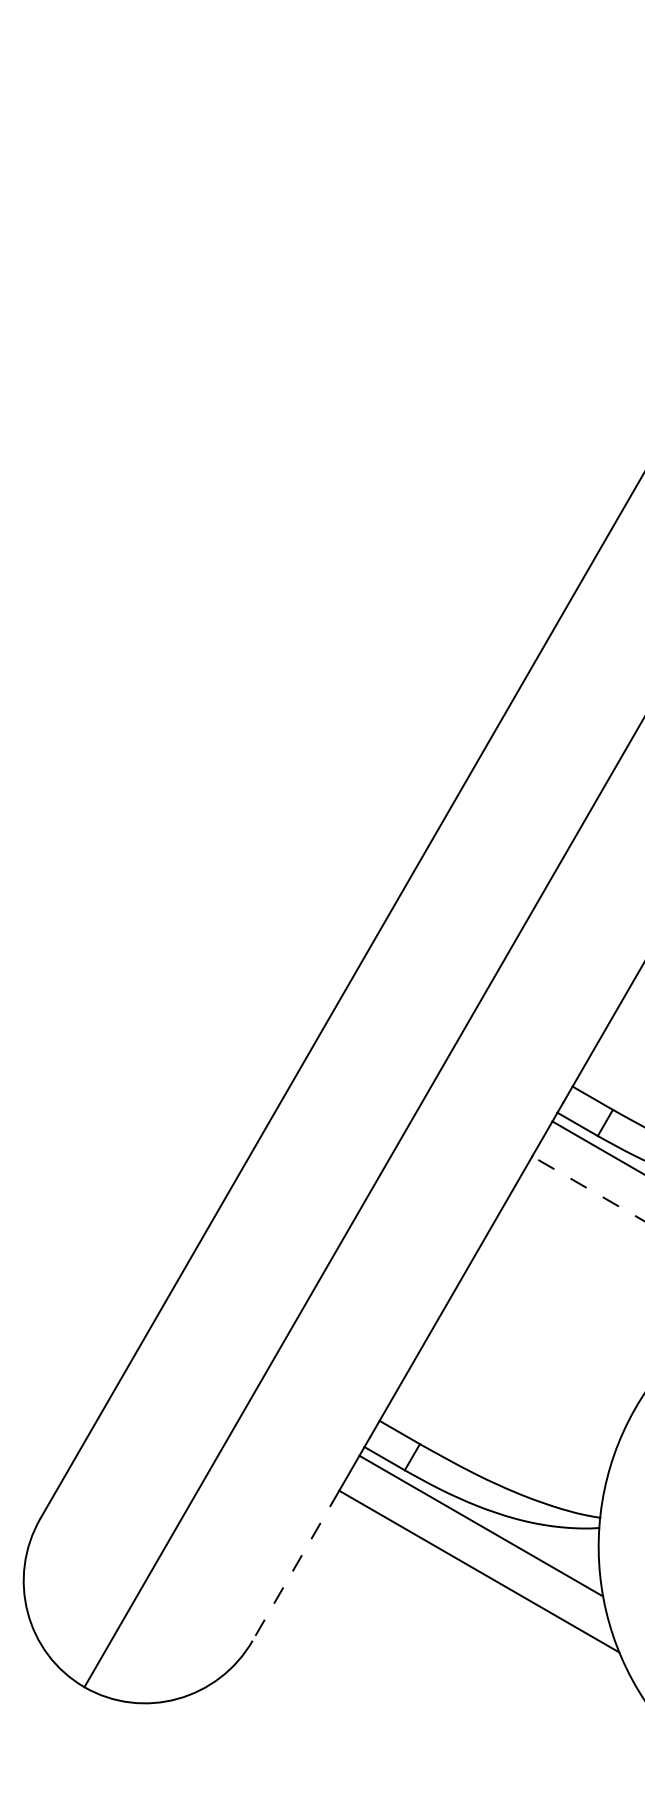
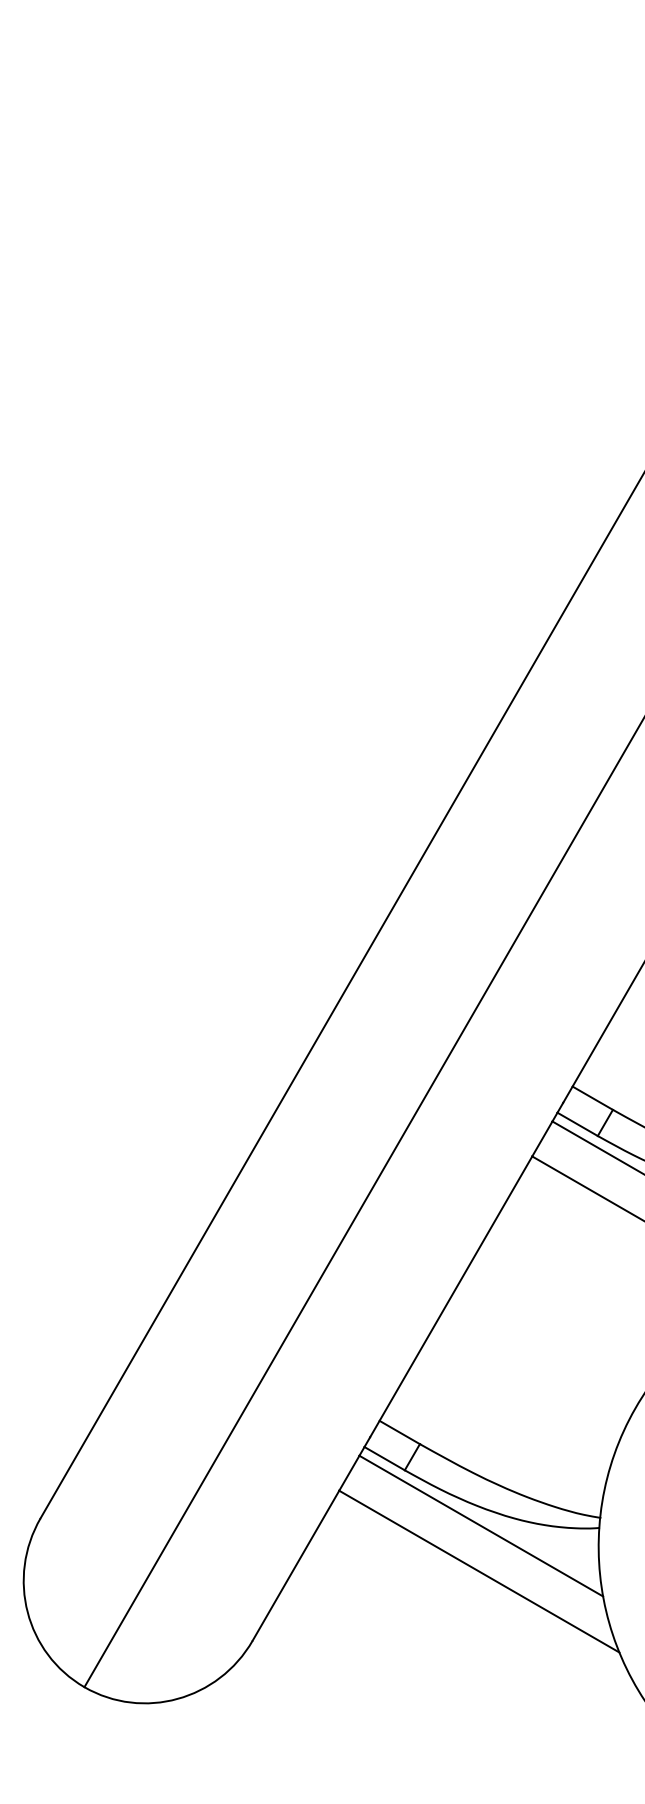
line: dashed -> solid (588, 1188)
line: dashed -> solid (295, 1565)
